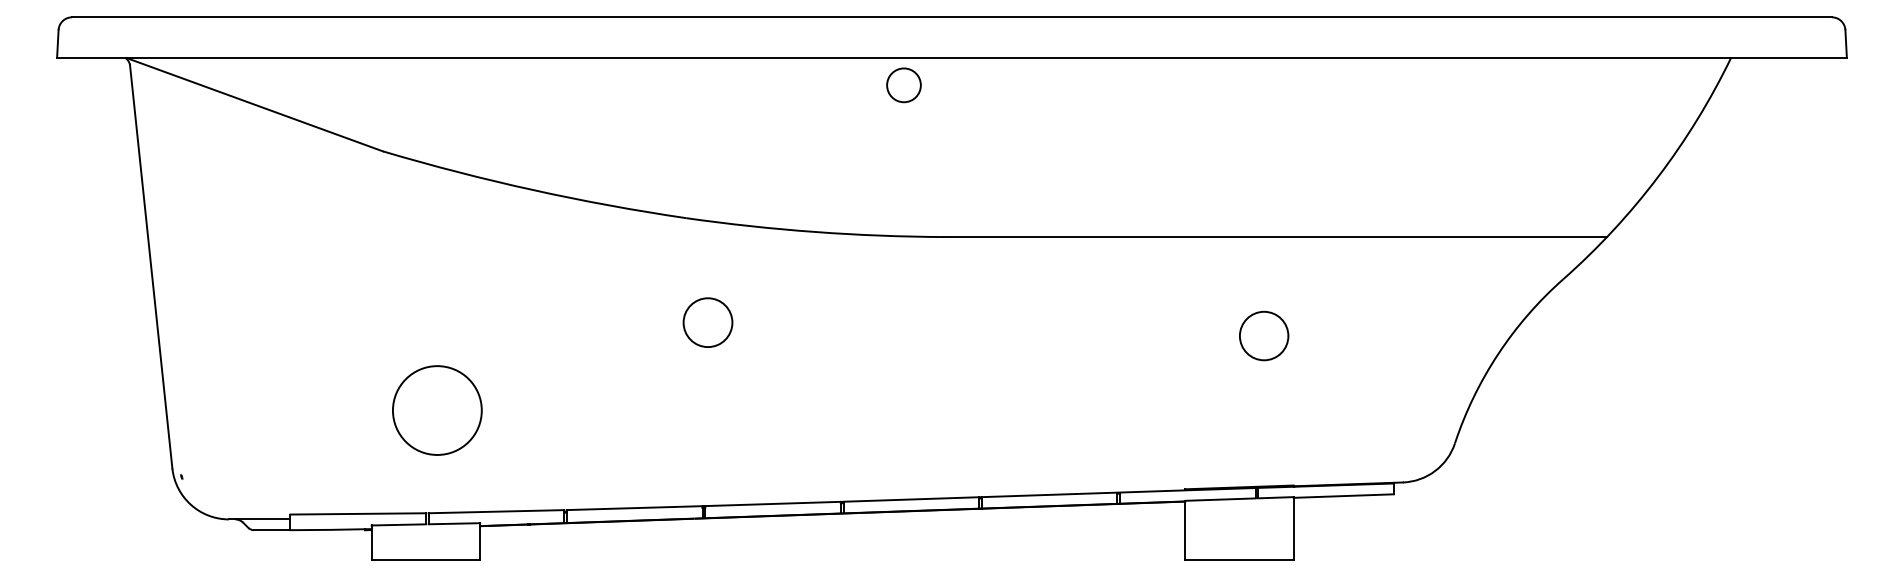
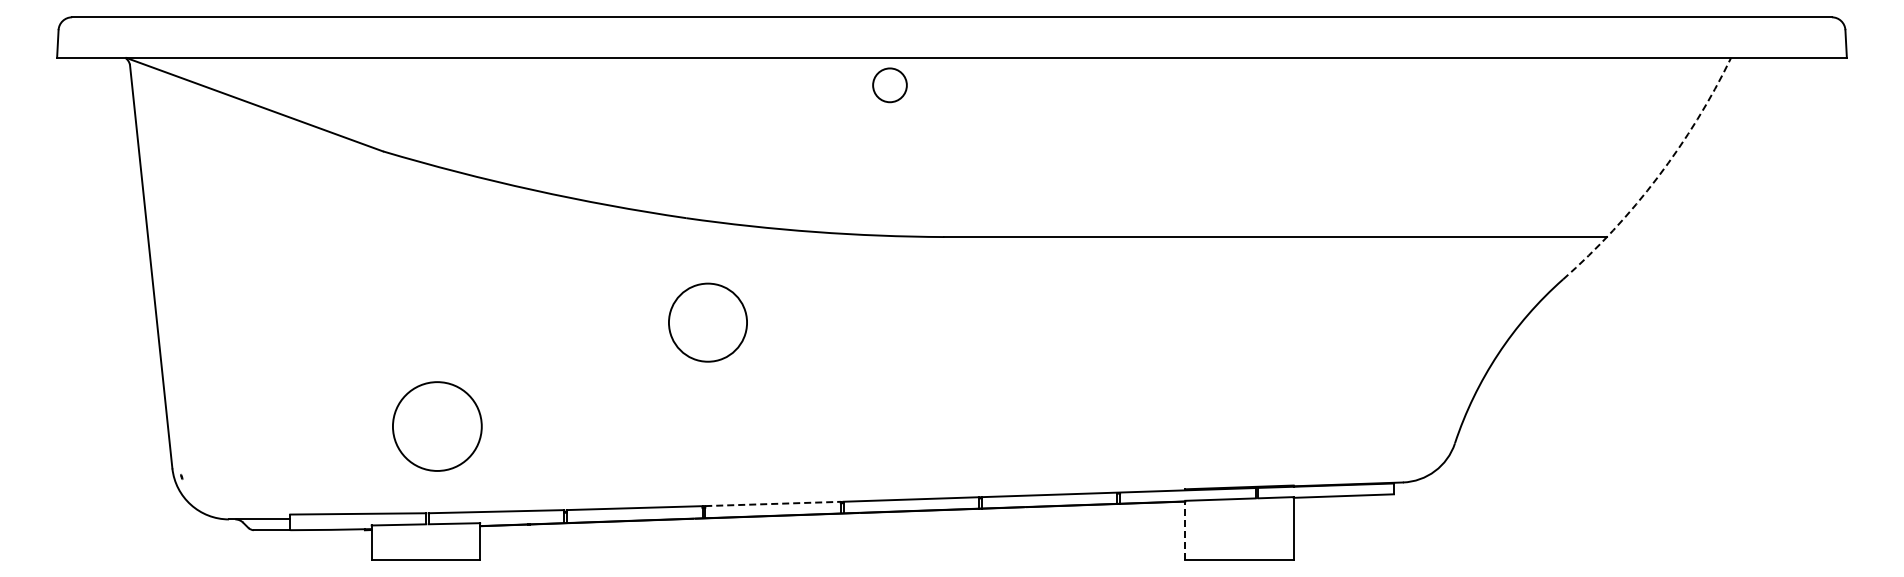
circle position: (903, 85) -> (889, 85) (889, 85)
arc: solid -> dashed (1658, 177)
circle diameter: 49 px -> 78 px (707, 322)
circle: present -> none (1264, 335)
circle position: (437, 410) -> (437, 426) (437, 426)
line: solid -> dashed (773, 503)
line: solid -> dashed (1185, 529)
